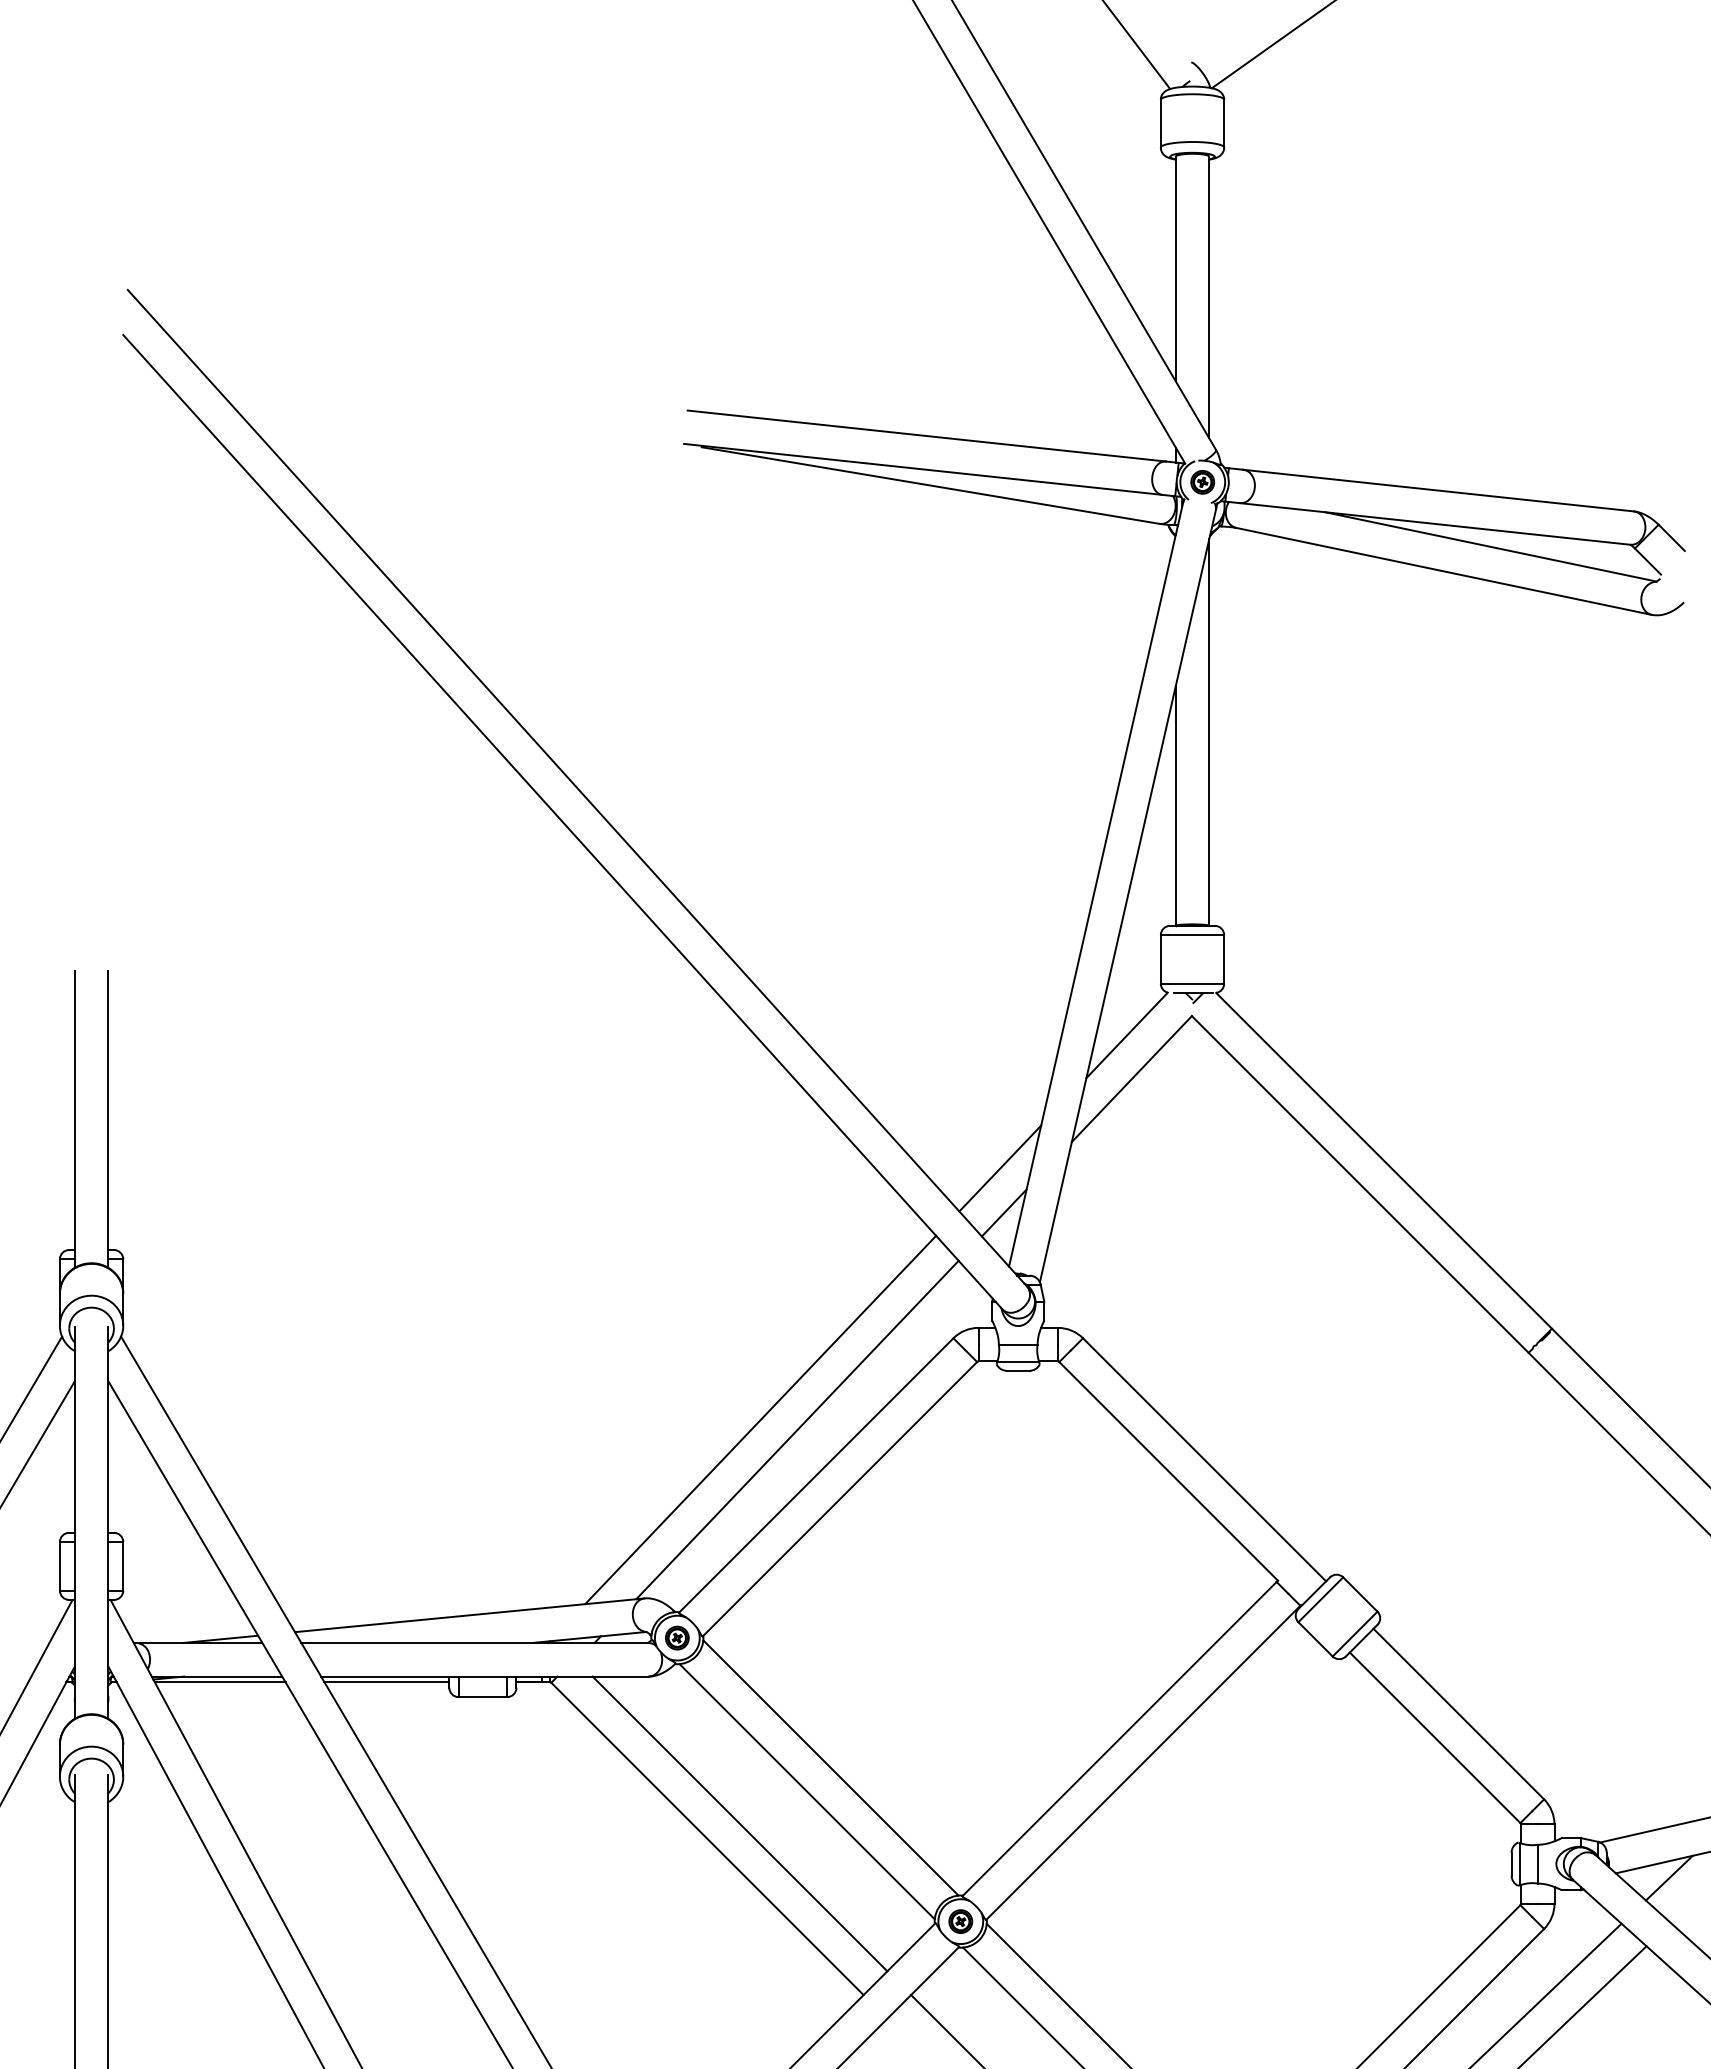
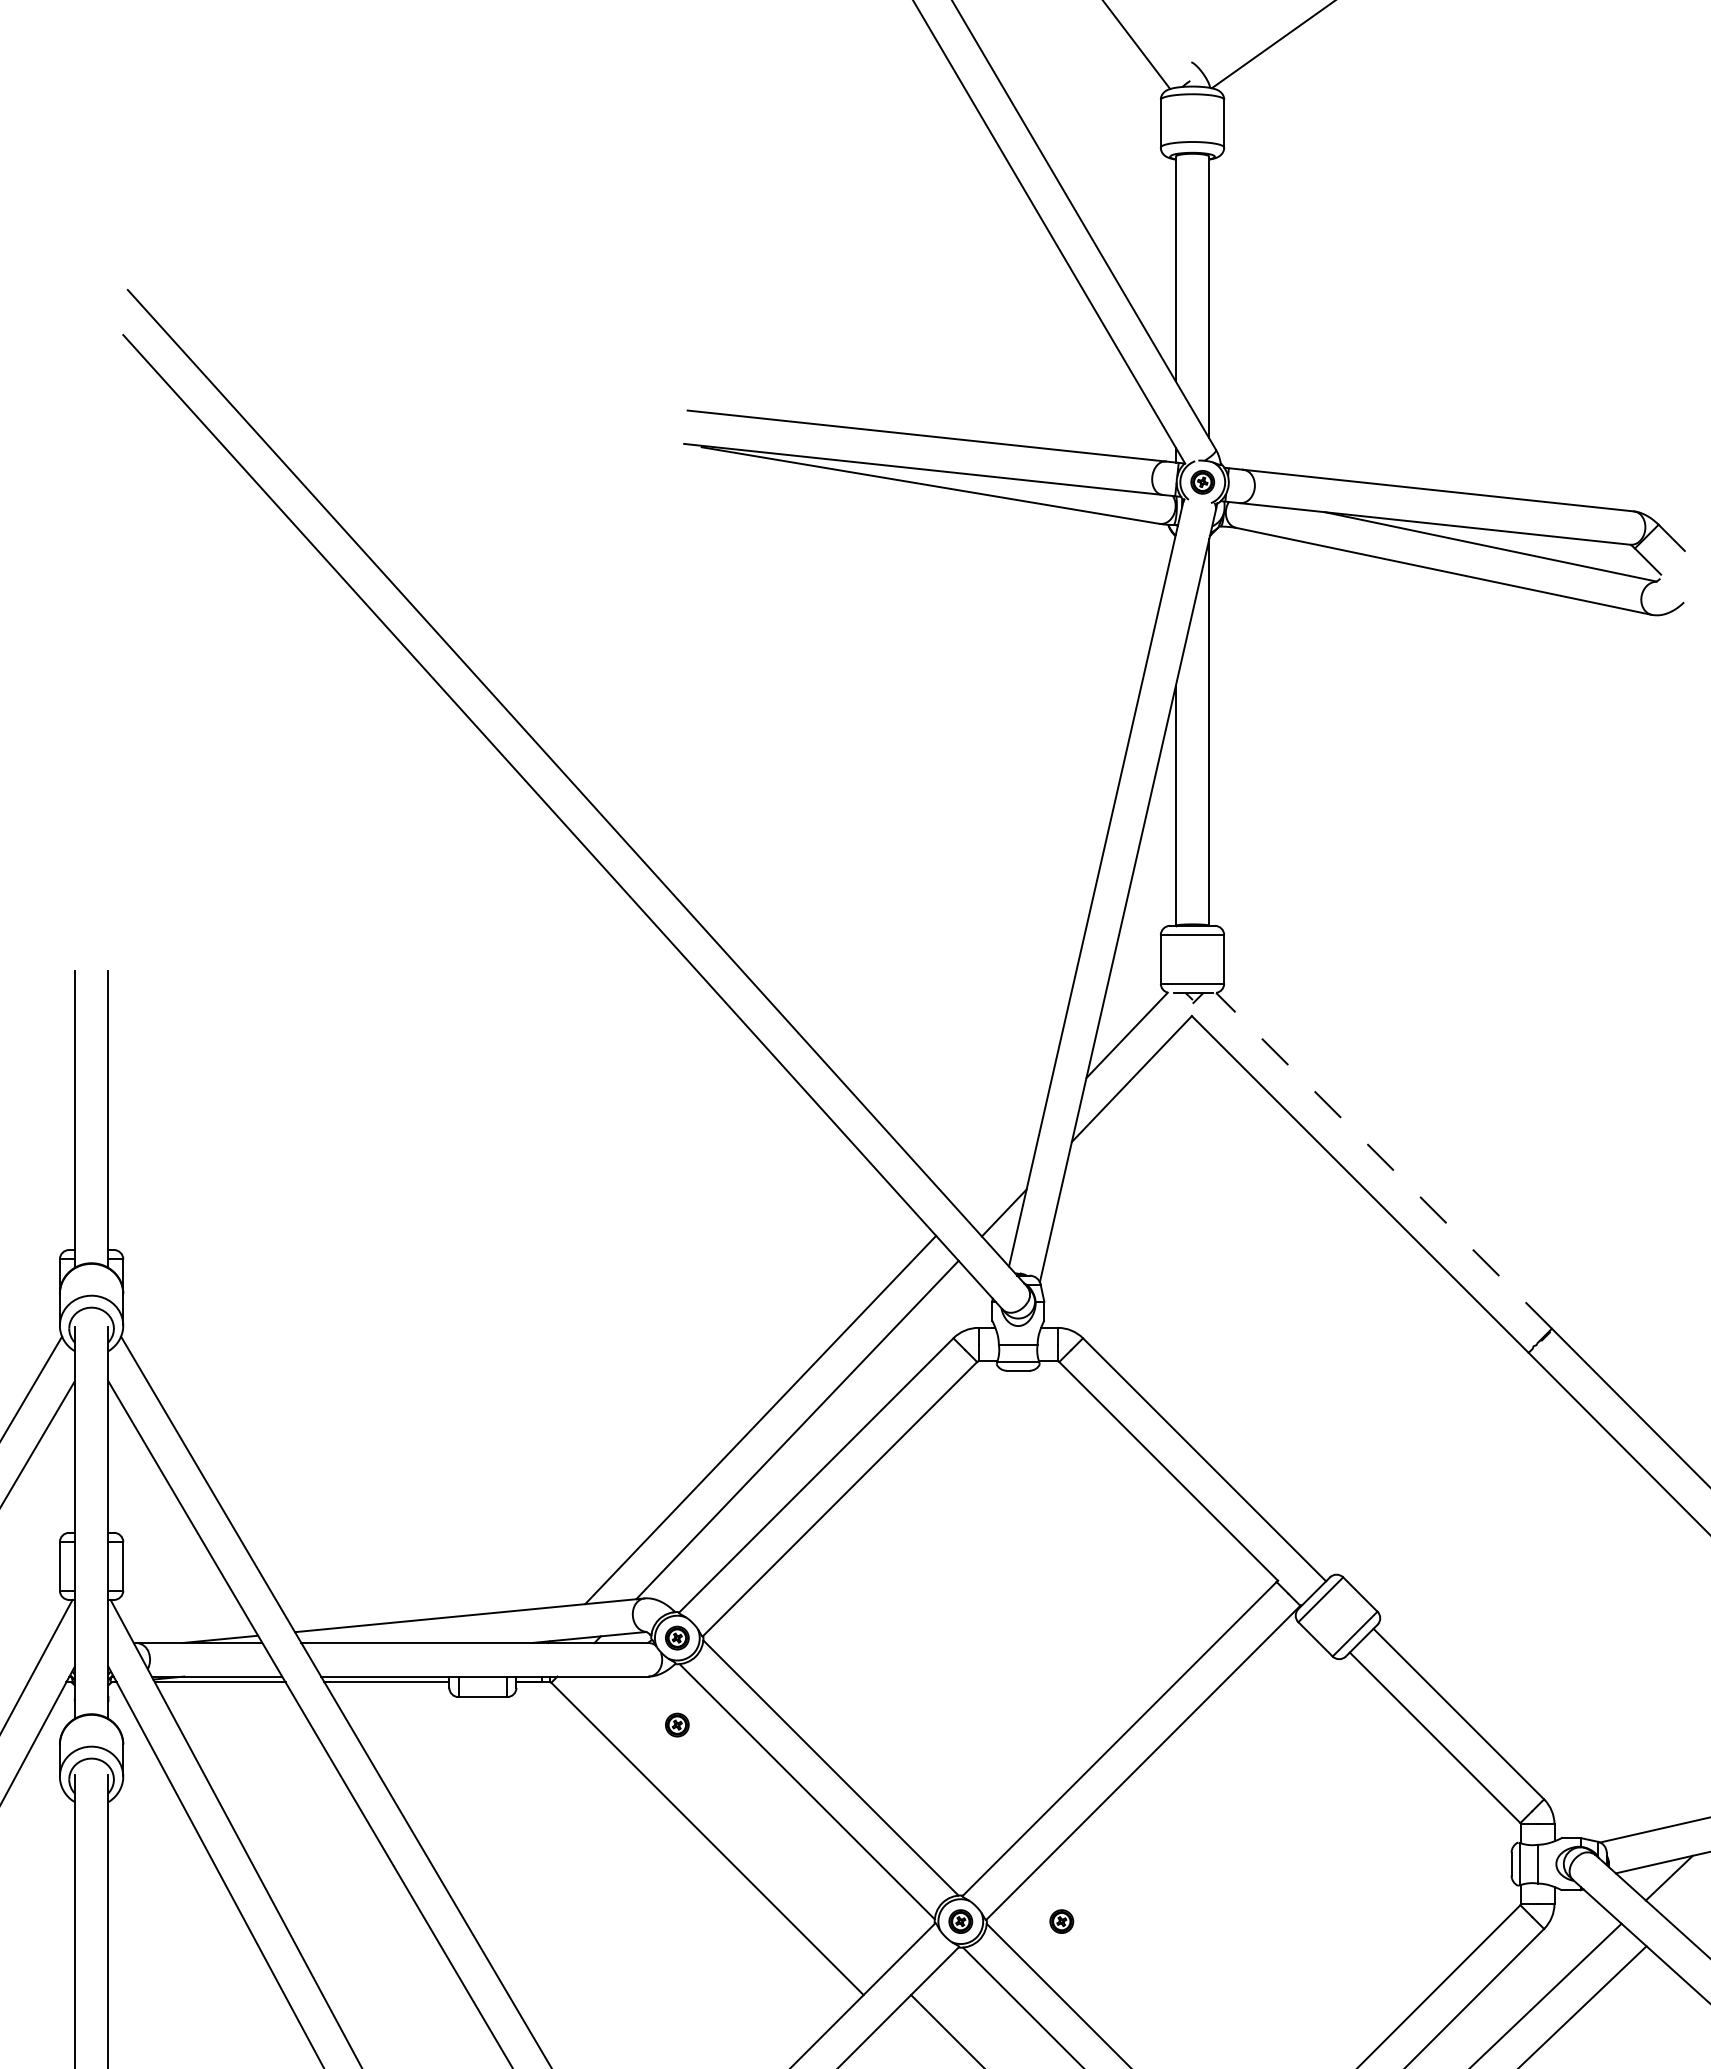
line: solid -> dashed (1383, 1160)
line: present -> none (1000, 1168)
part: none -> present (677, 1724)
line: present -> none (739, 1823)
part: none -> present (1061, 1921)
